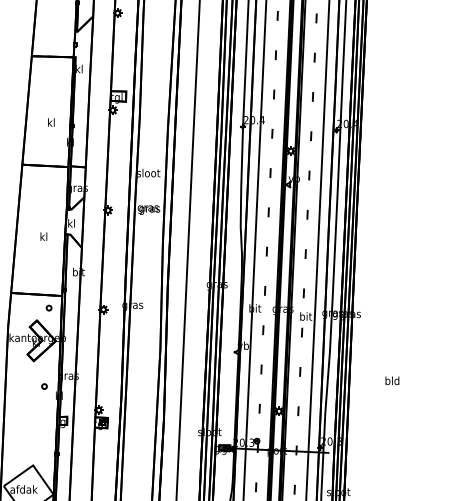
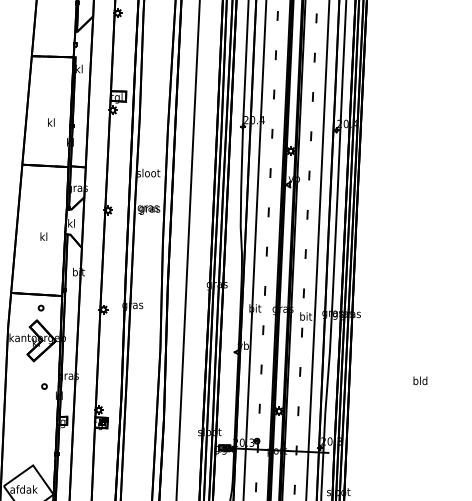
part position: (48, 307) -> (40, 307) (40, 307)
text position: (392, 380) -> (420, 380) (420, 380)
